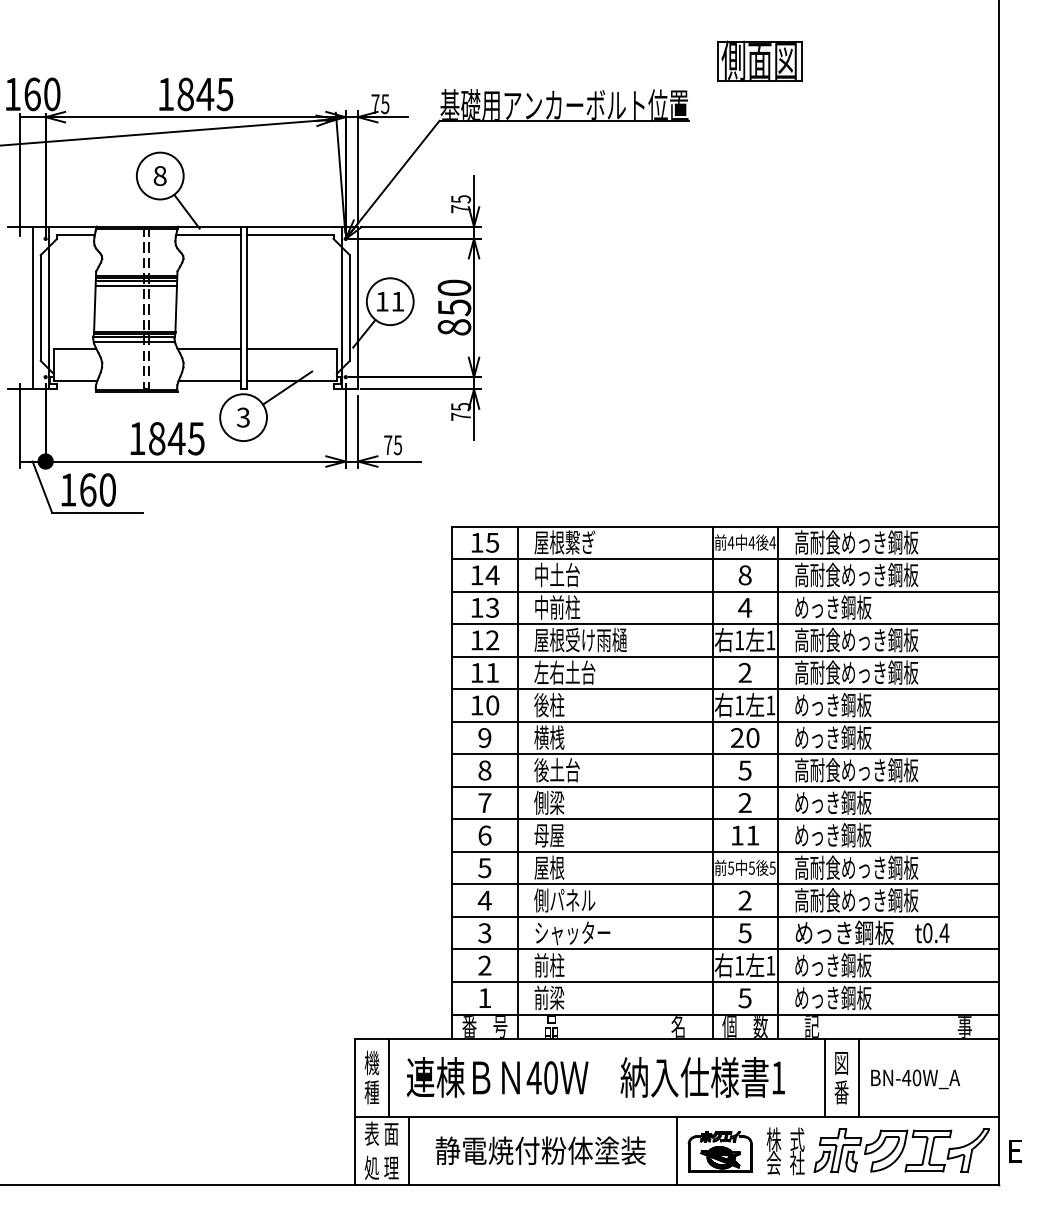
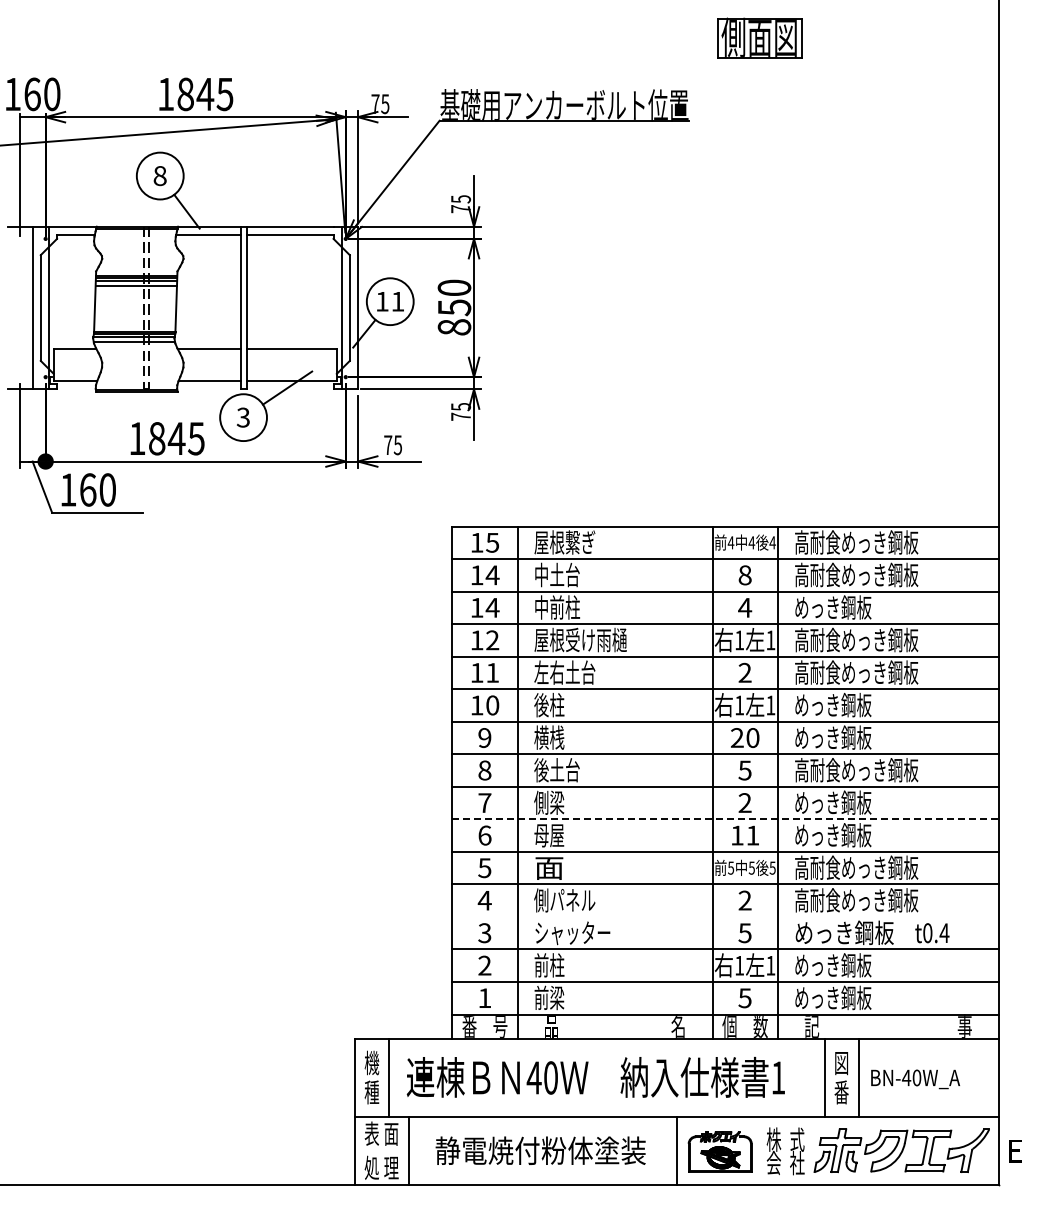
part position: (759, 60) -> (759, 37) (759, 37)
text: 13 -> 14 (492, 607)
line: solid -> dashed (726, 819)
text: 屋根 -> 面 (549, 867)
line: present -> none (725, 916)
